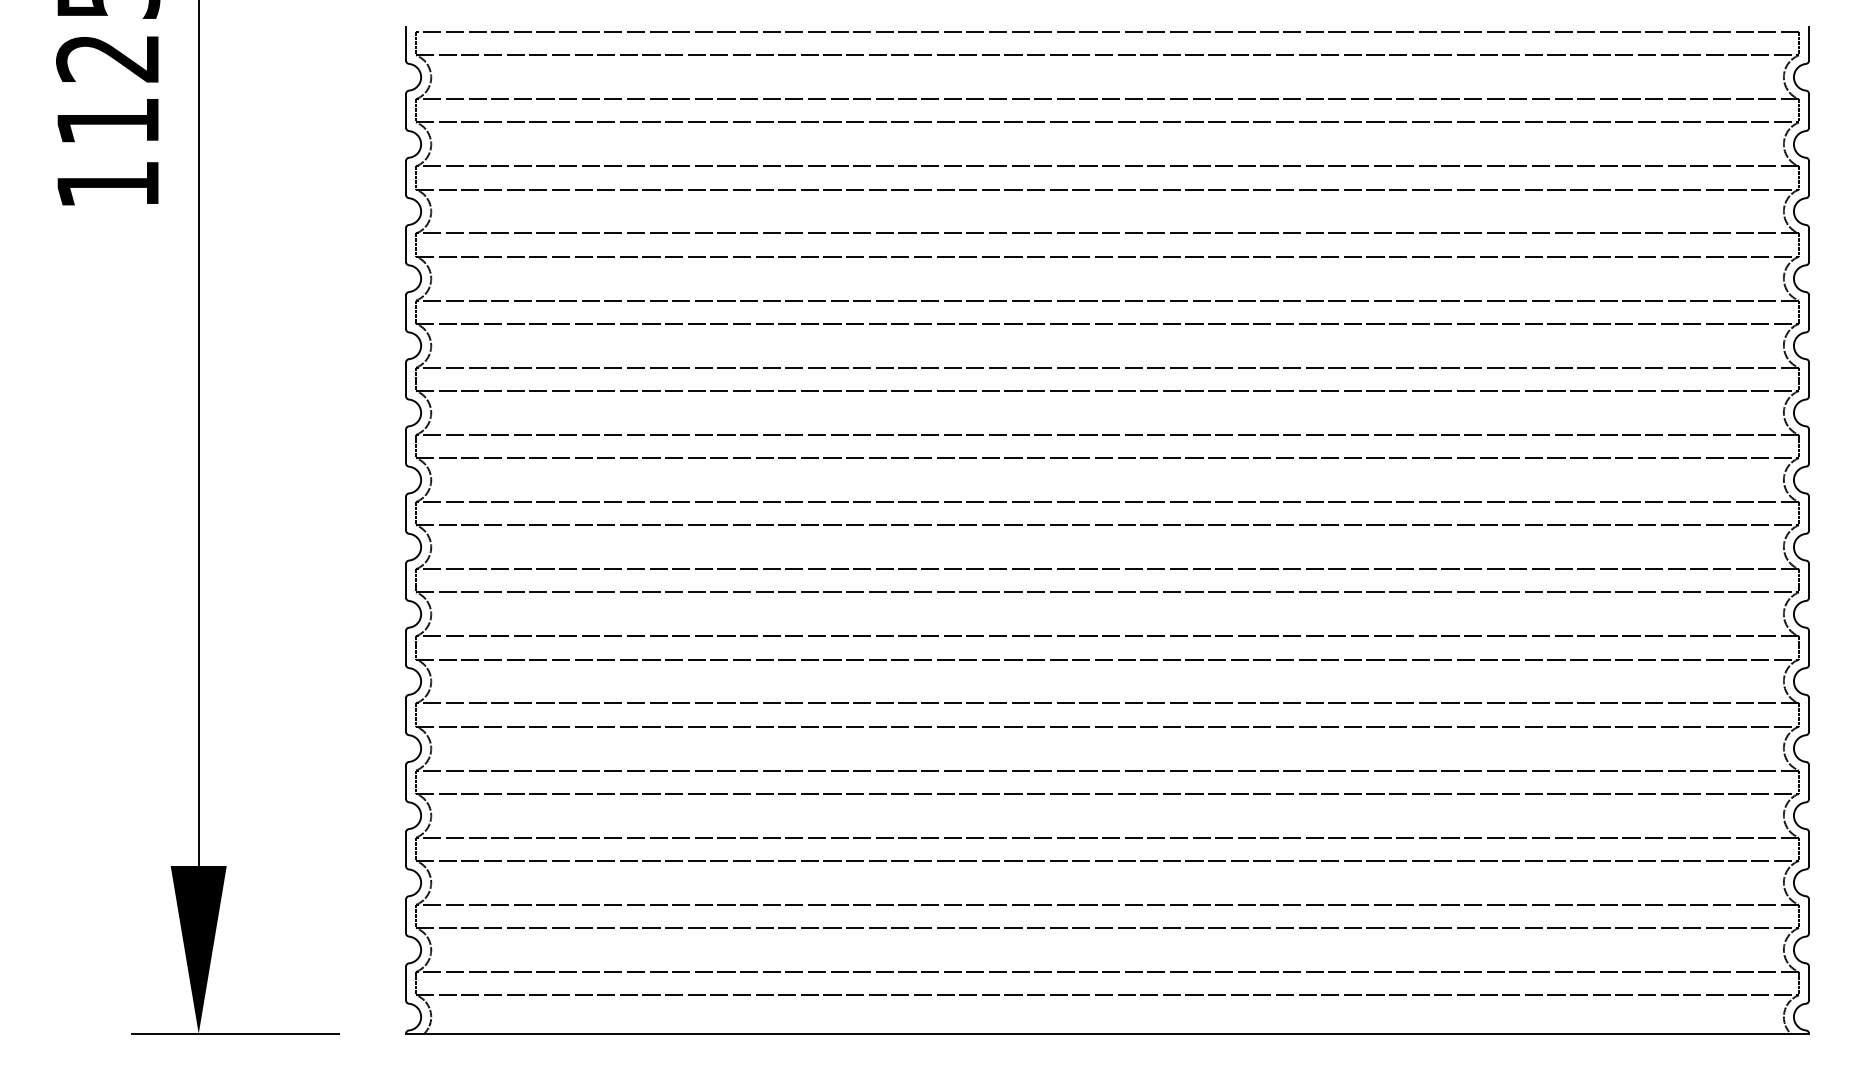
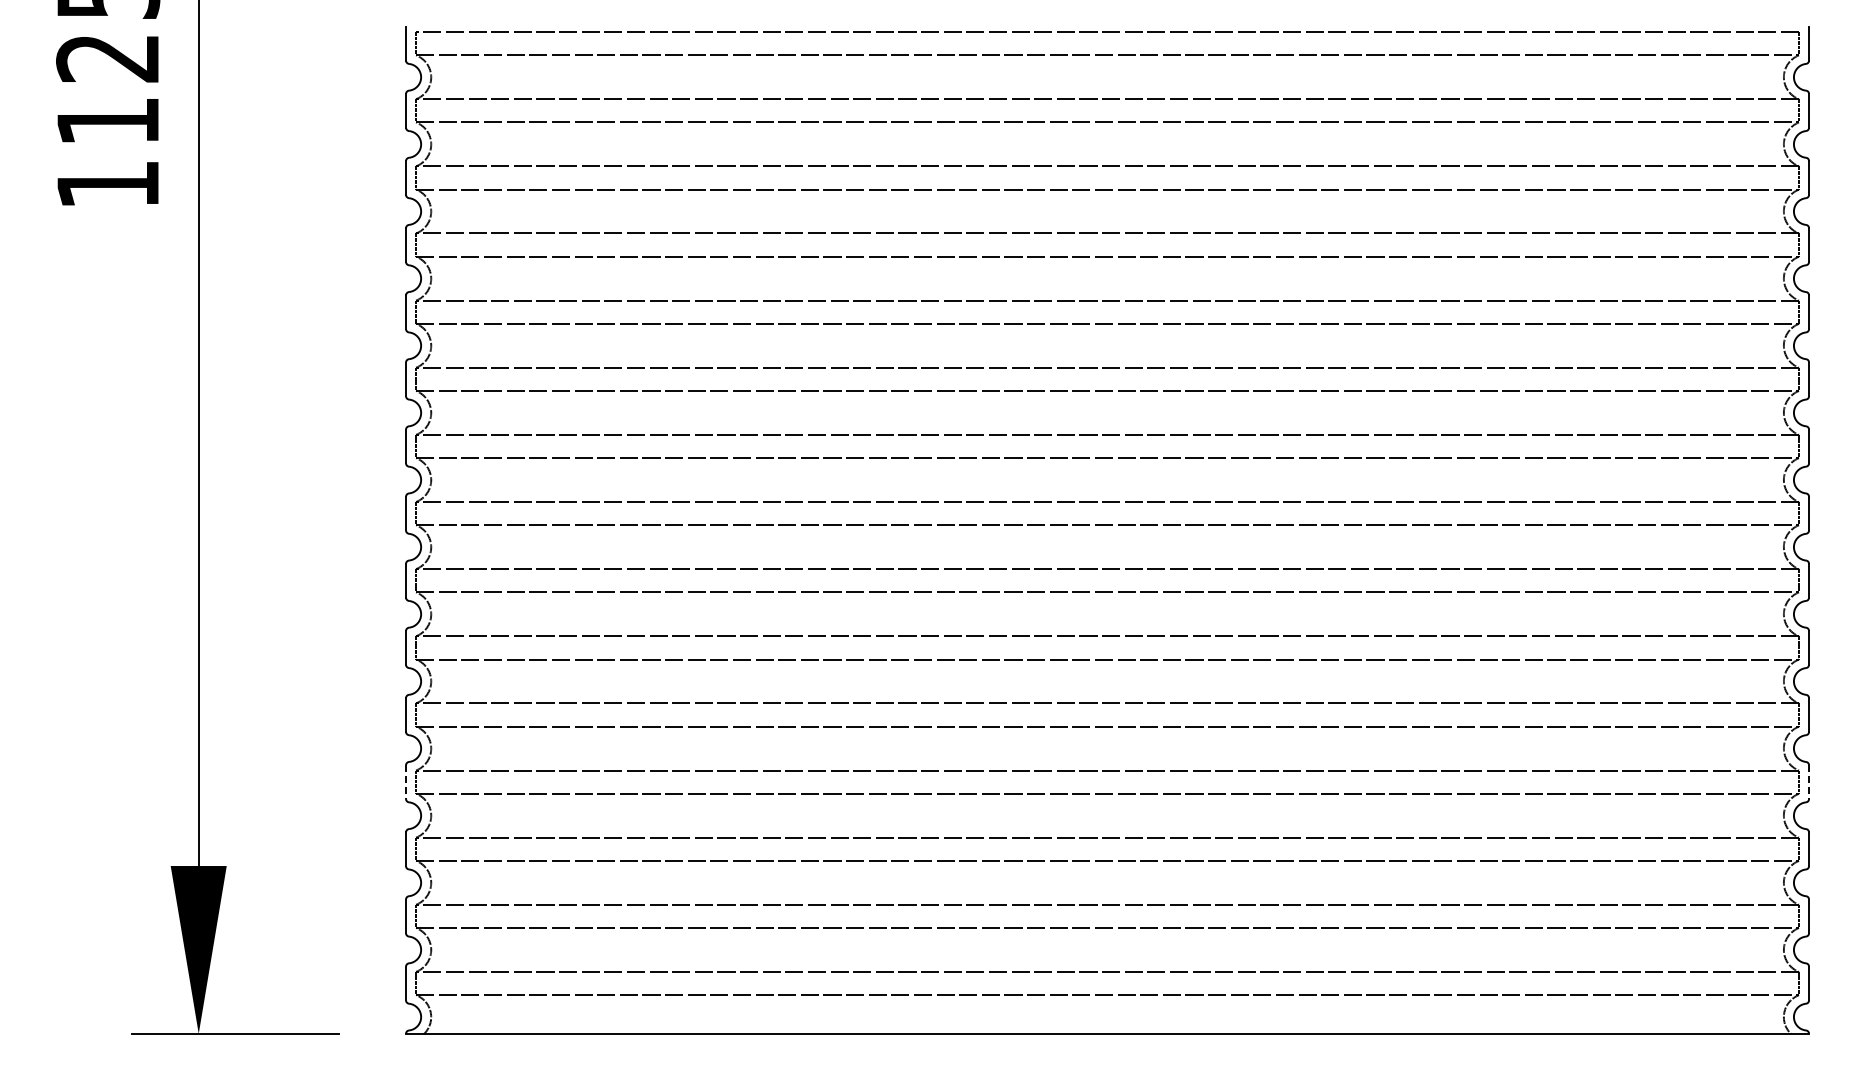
line: solid -> dashed (406, 782)
line: solid -> dashed (1809, 782)
